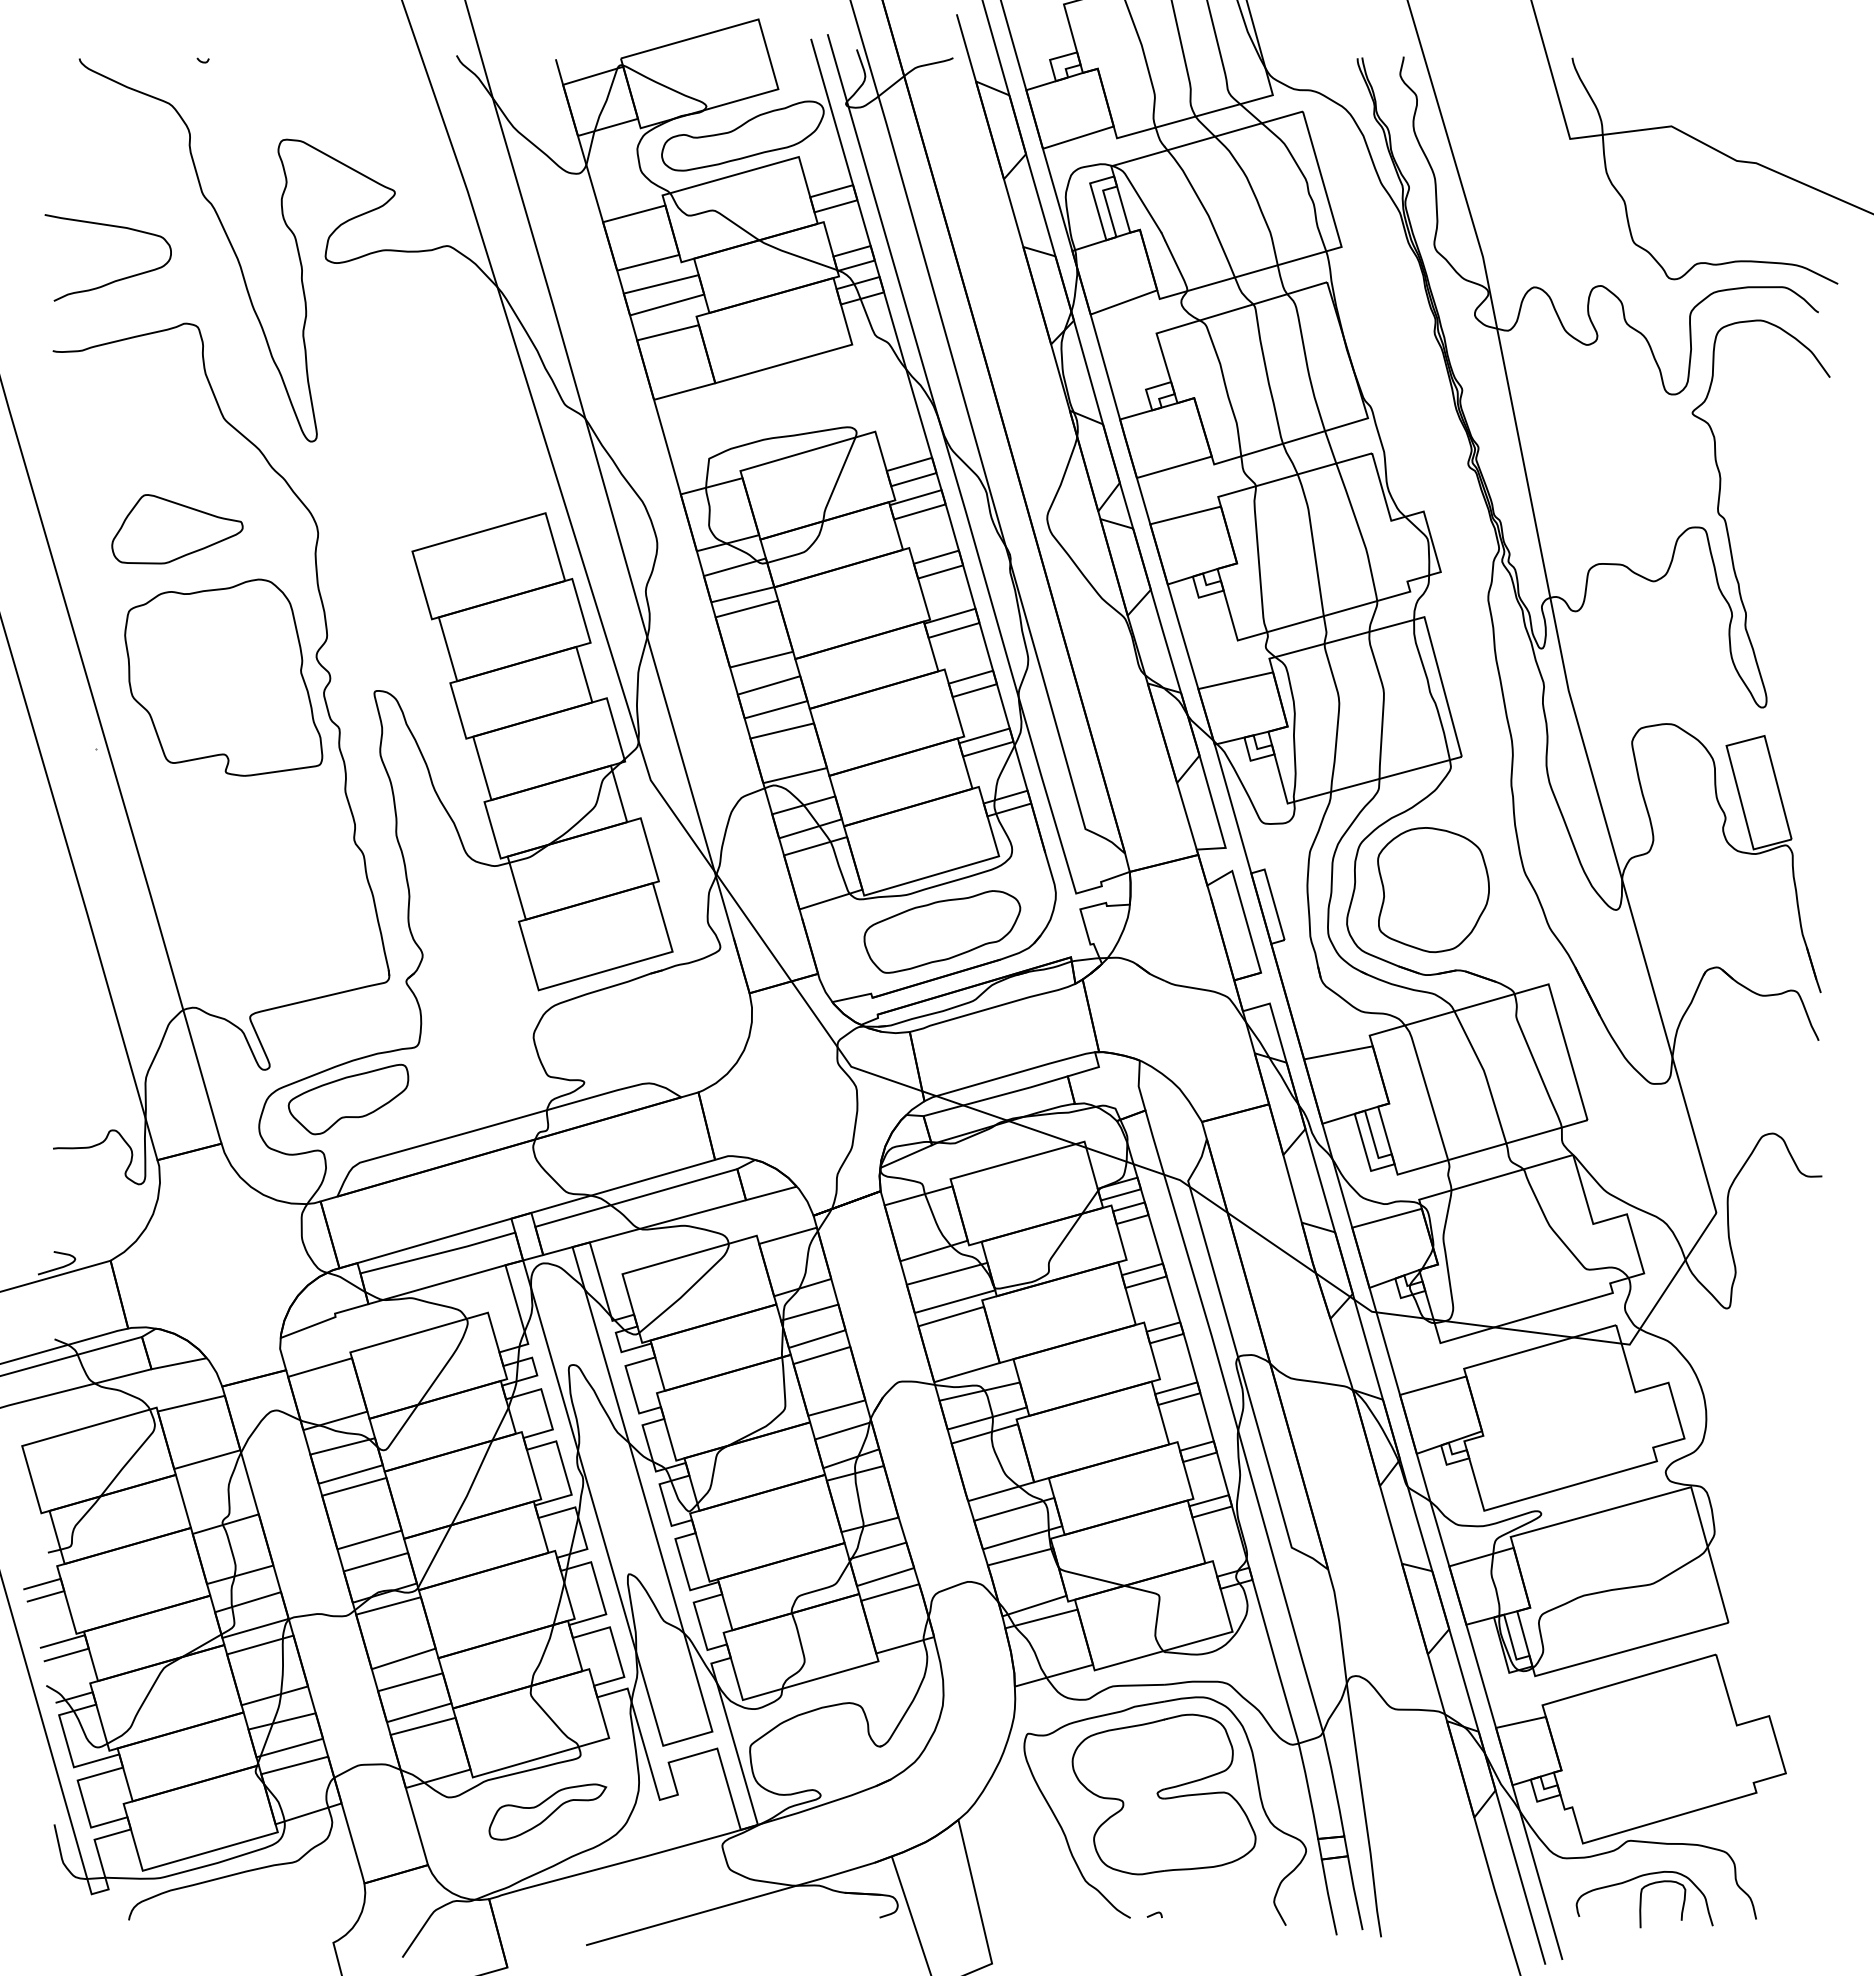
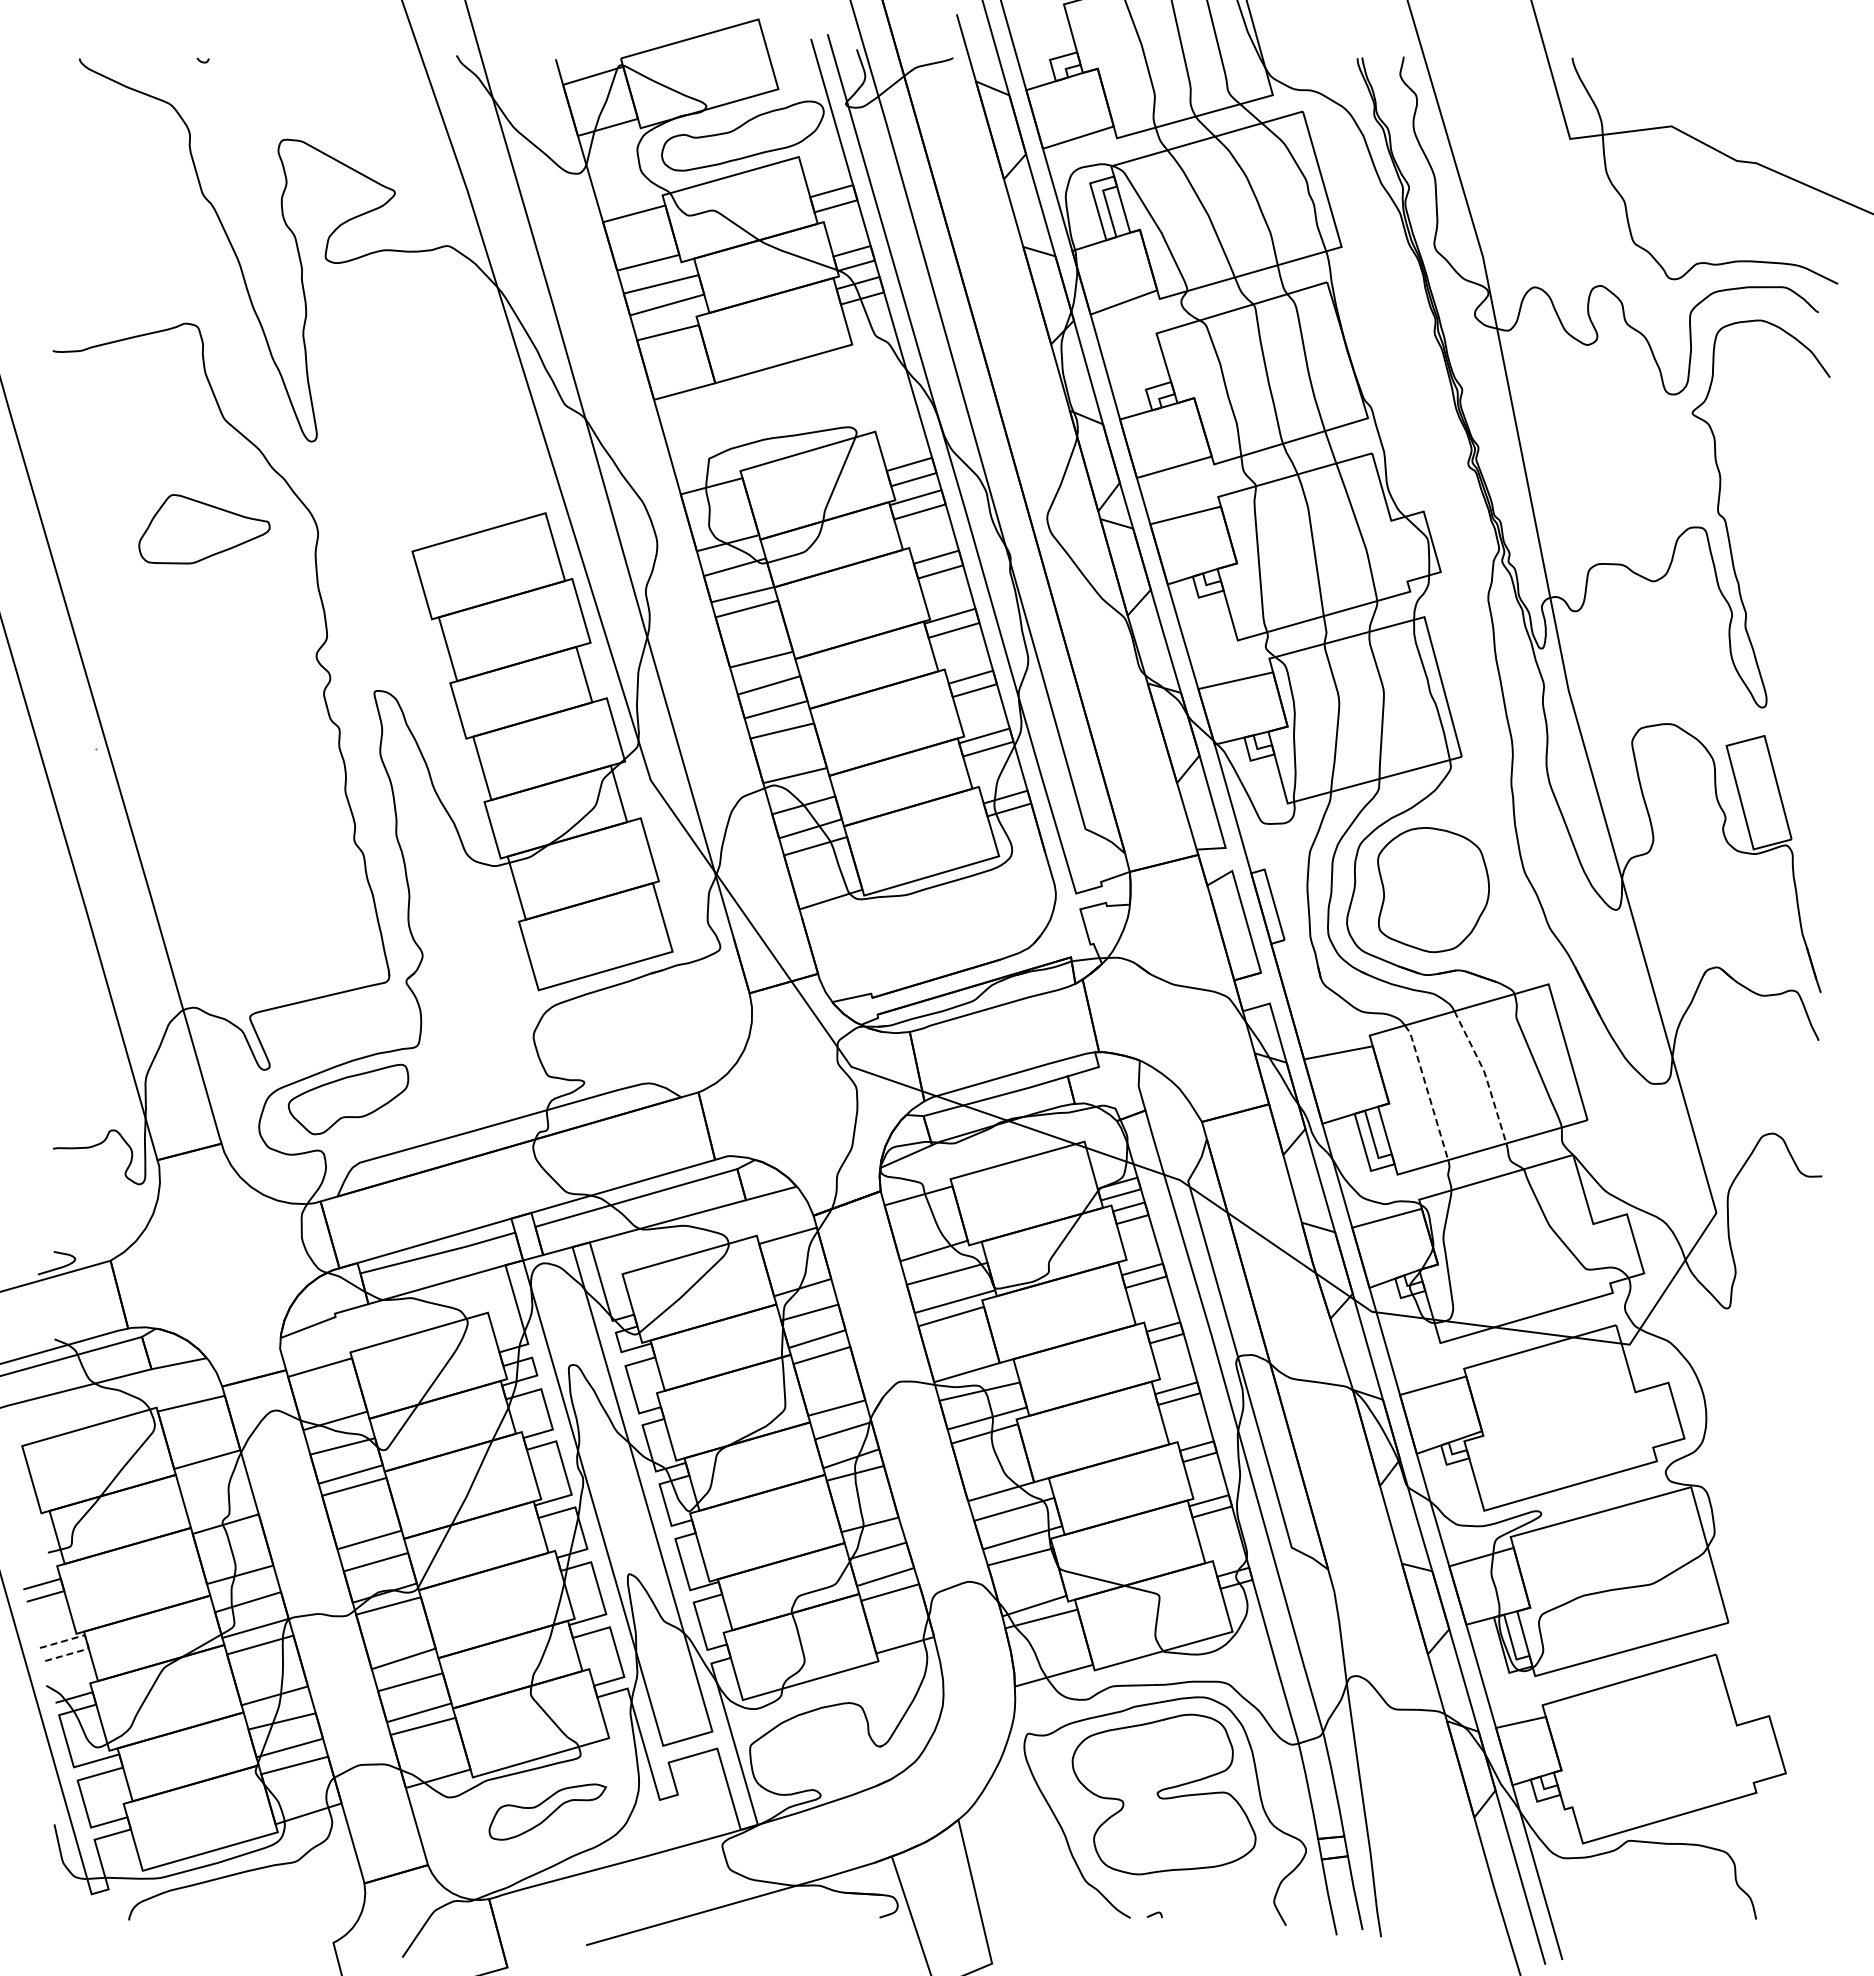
curve: present -> none (114, 280)
part position: (177, 529) -> (204, 529) (204, 529)
part: present -> none (223, 677)
part: present -> none (942, 931)
line: solid -> dashed (1485, 1075)
line: solid -> dashed (1427, 1090)
line: solid -> dashed (86, 1641)
part: present -> none (1644, 1899)
